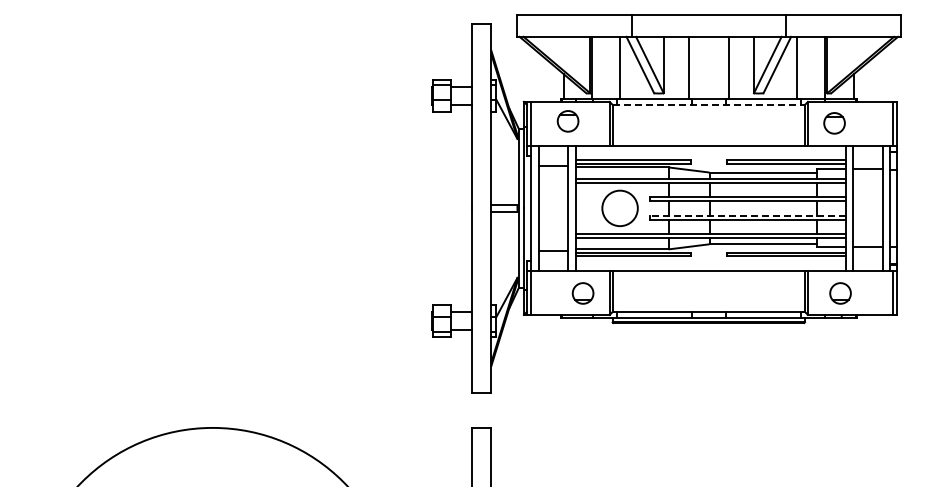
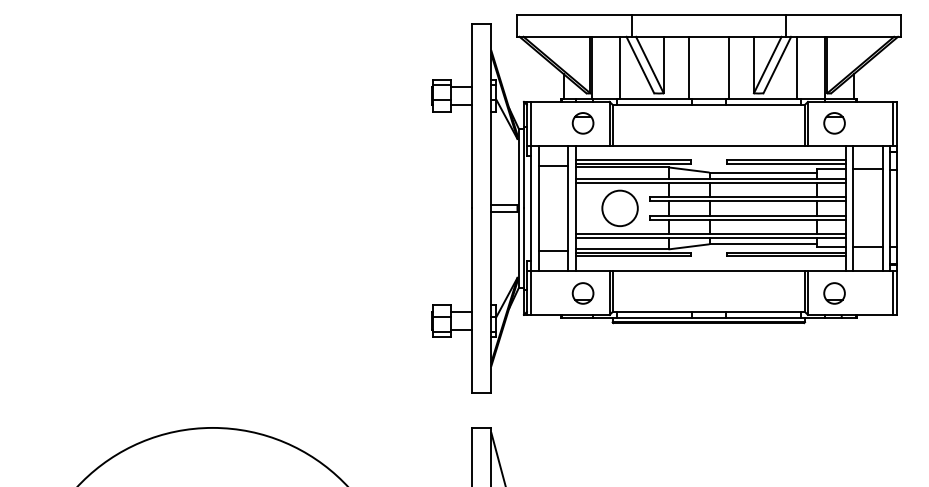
line: dashed -> solid (709, 104)
part position: (567, 121) -> (582, 123) (582, 123)
line: dashed -> solid (747, 215)
part position: (840, 293) -> (834, 293) (834, 293)
line: none -> present (498, 458)
